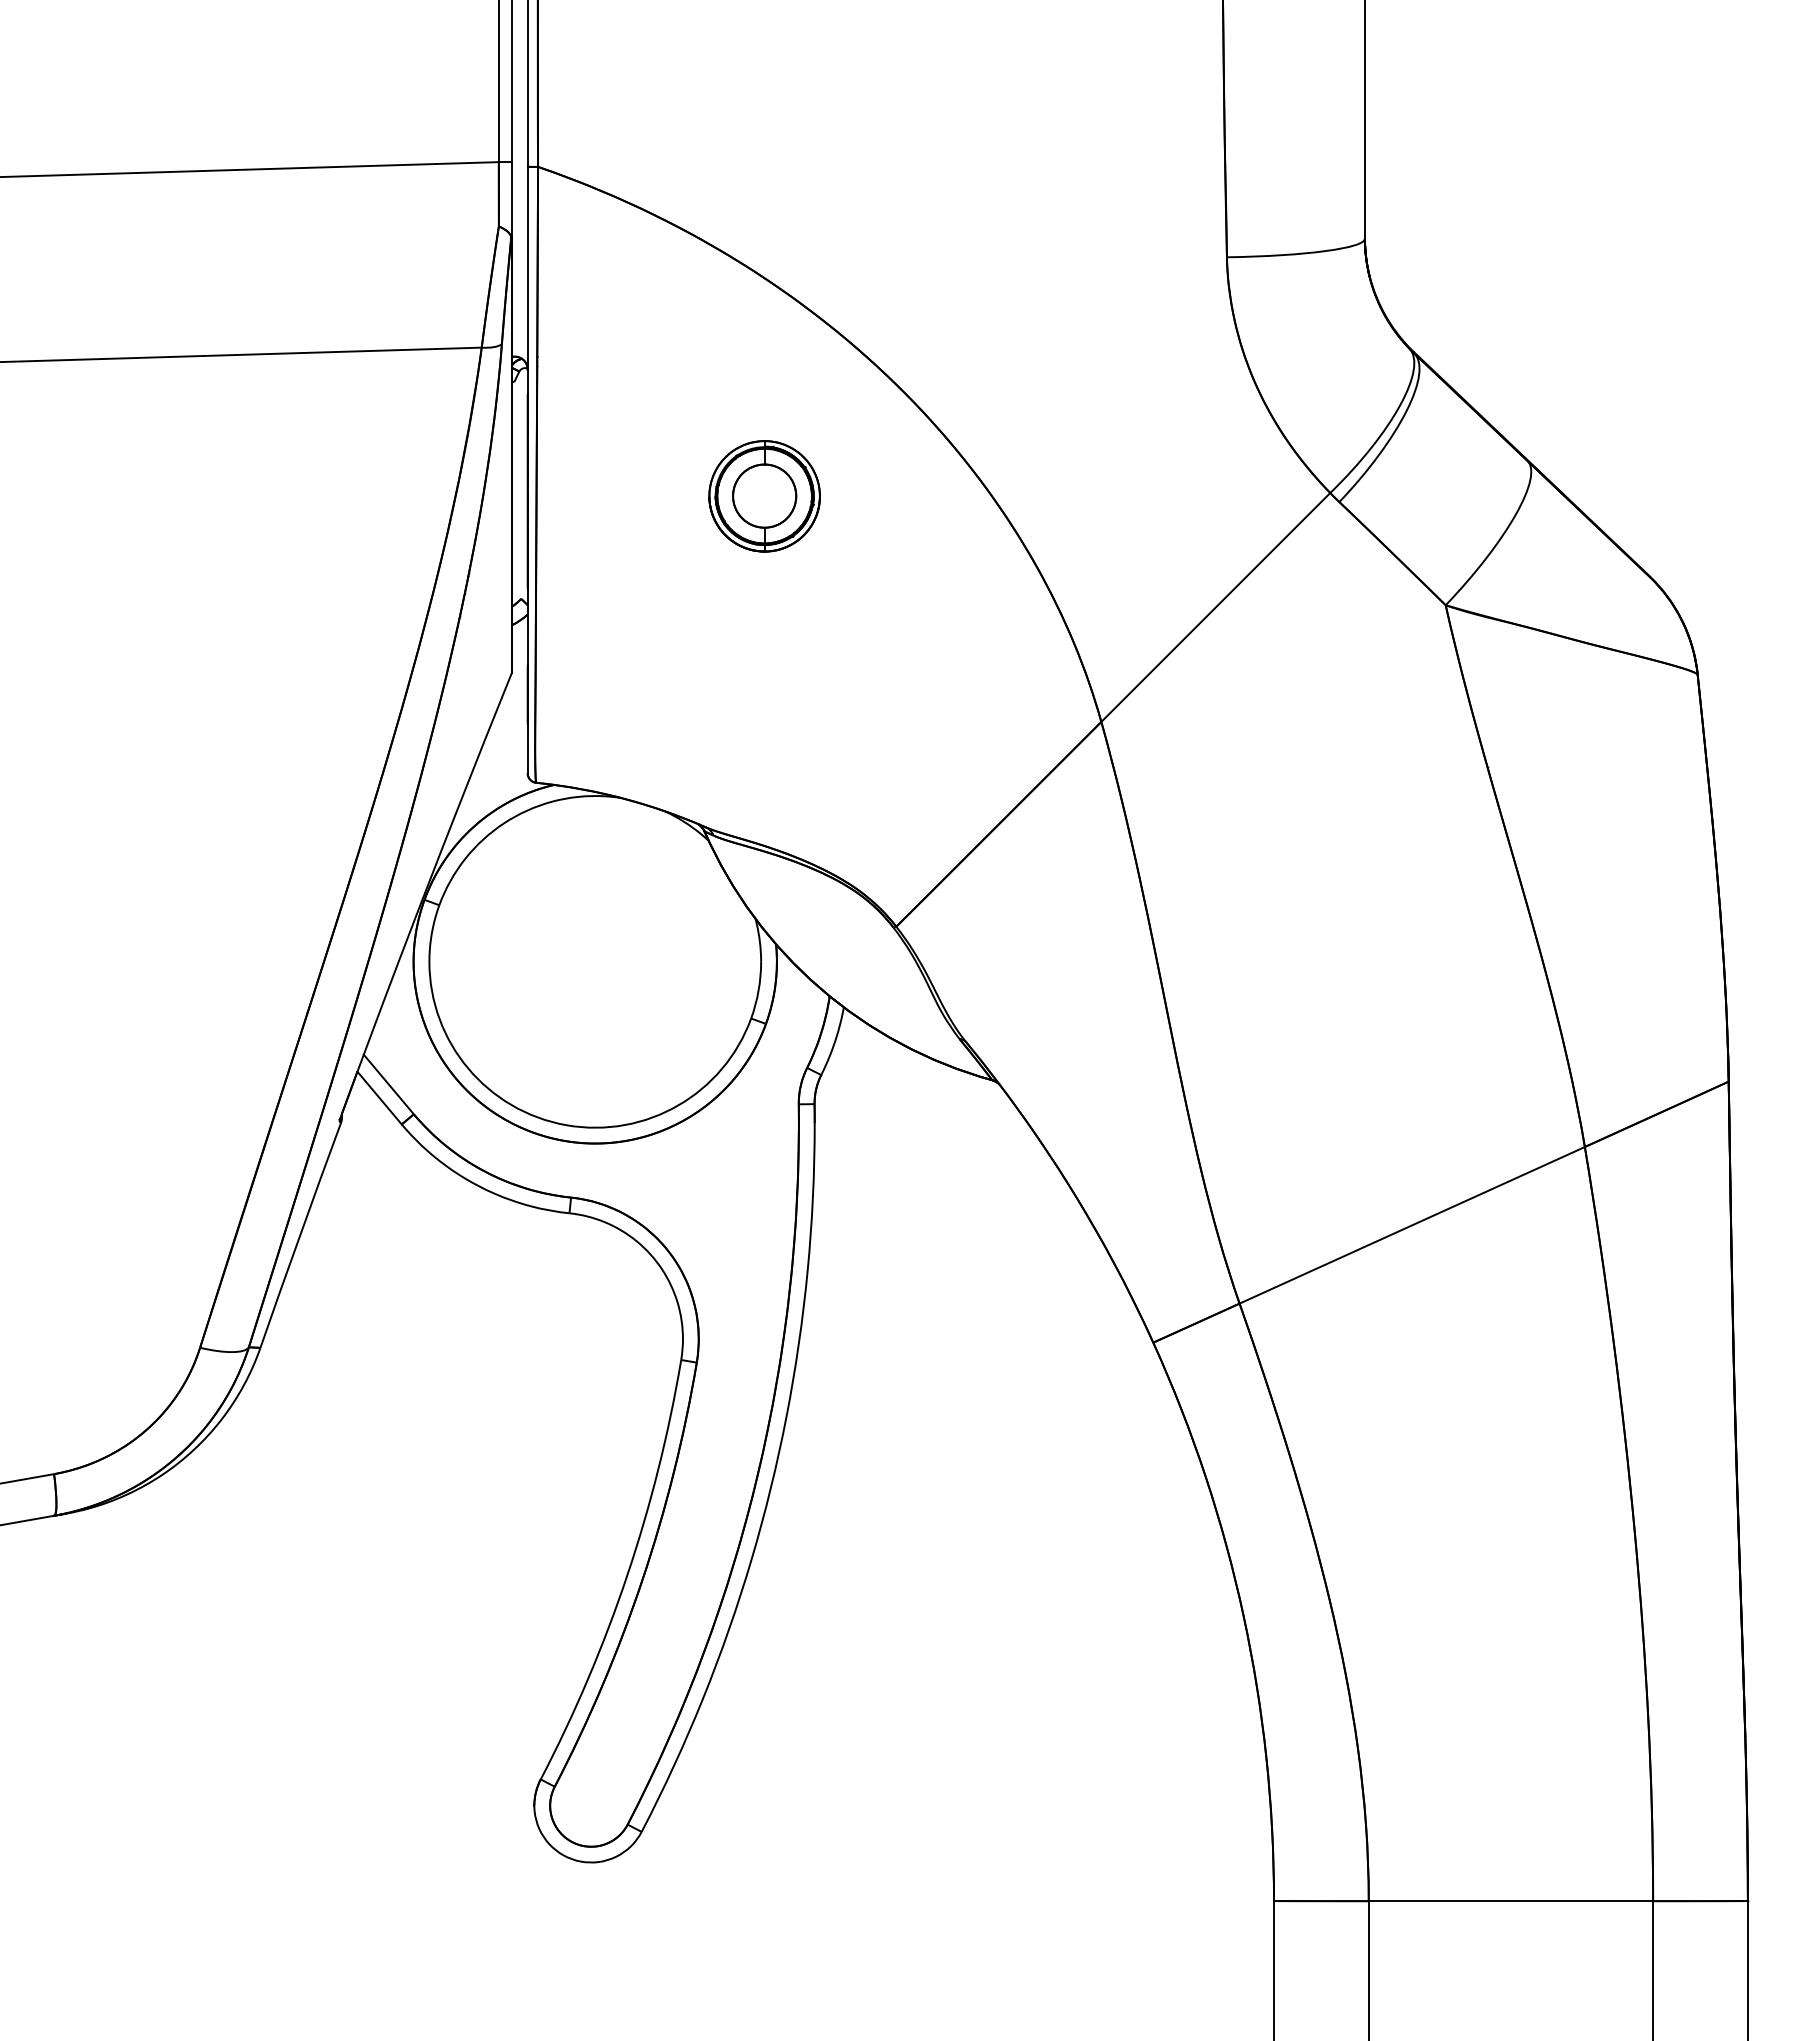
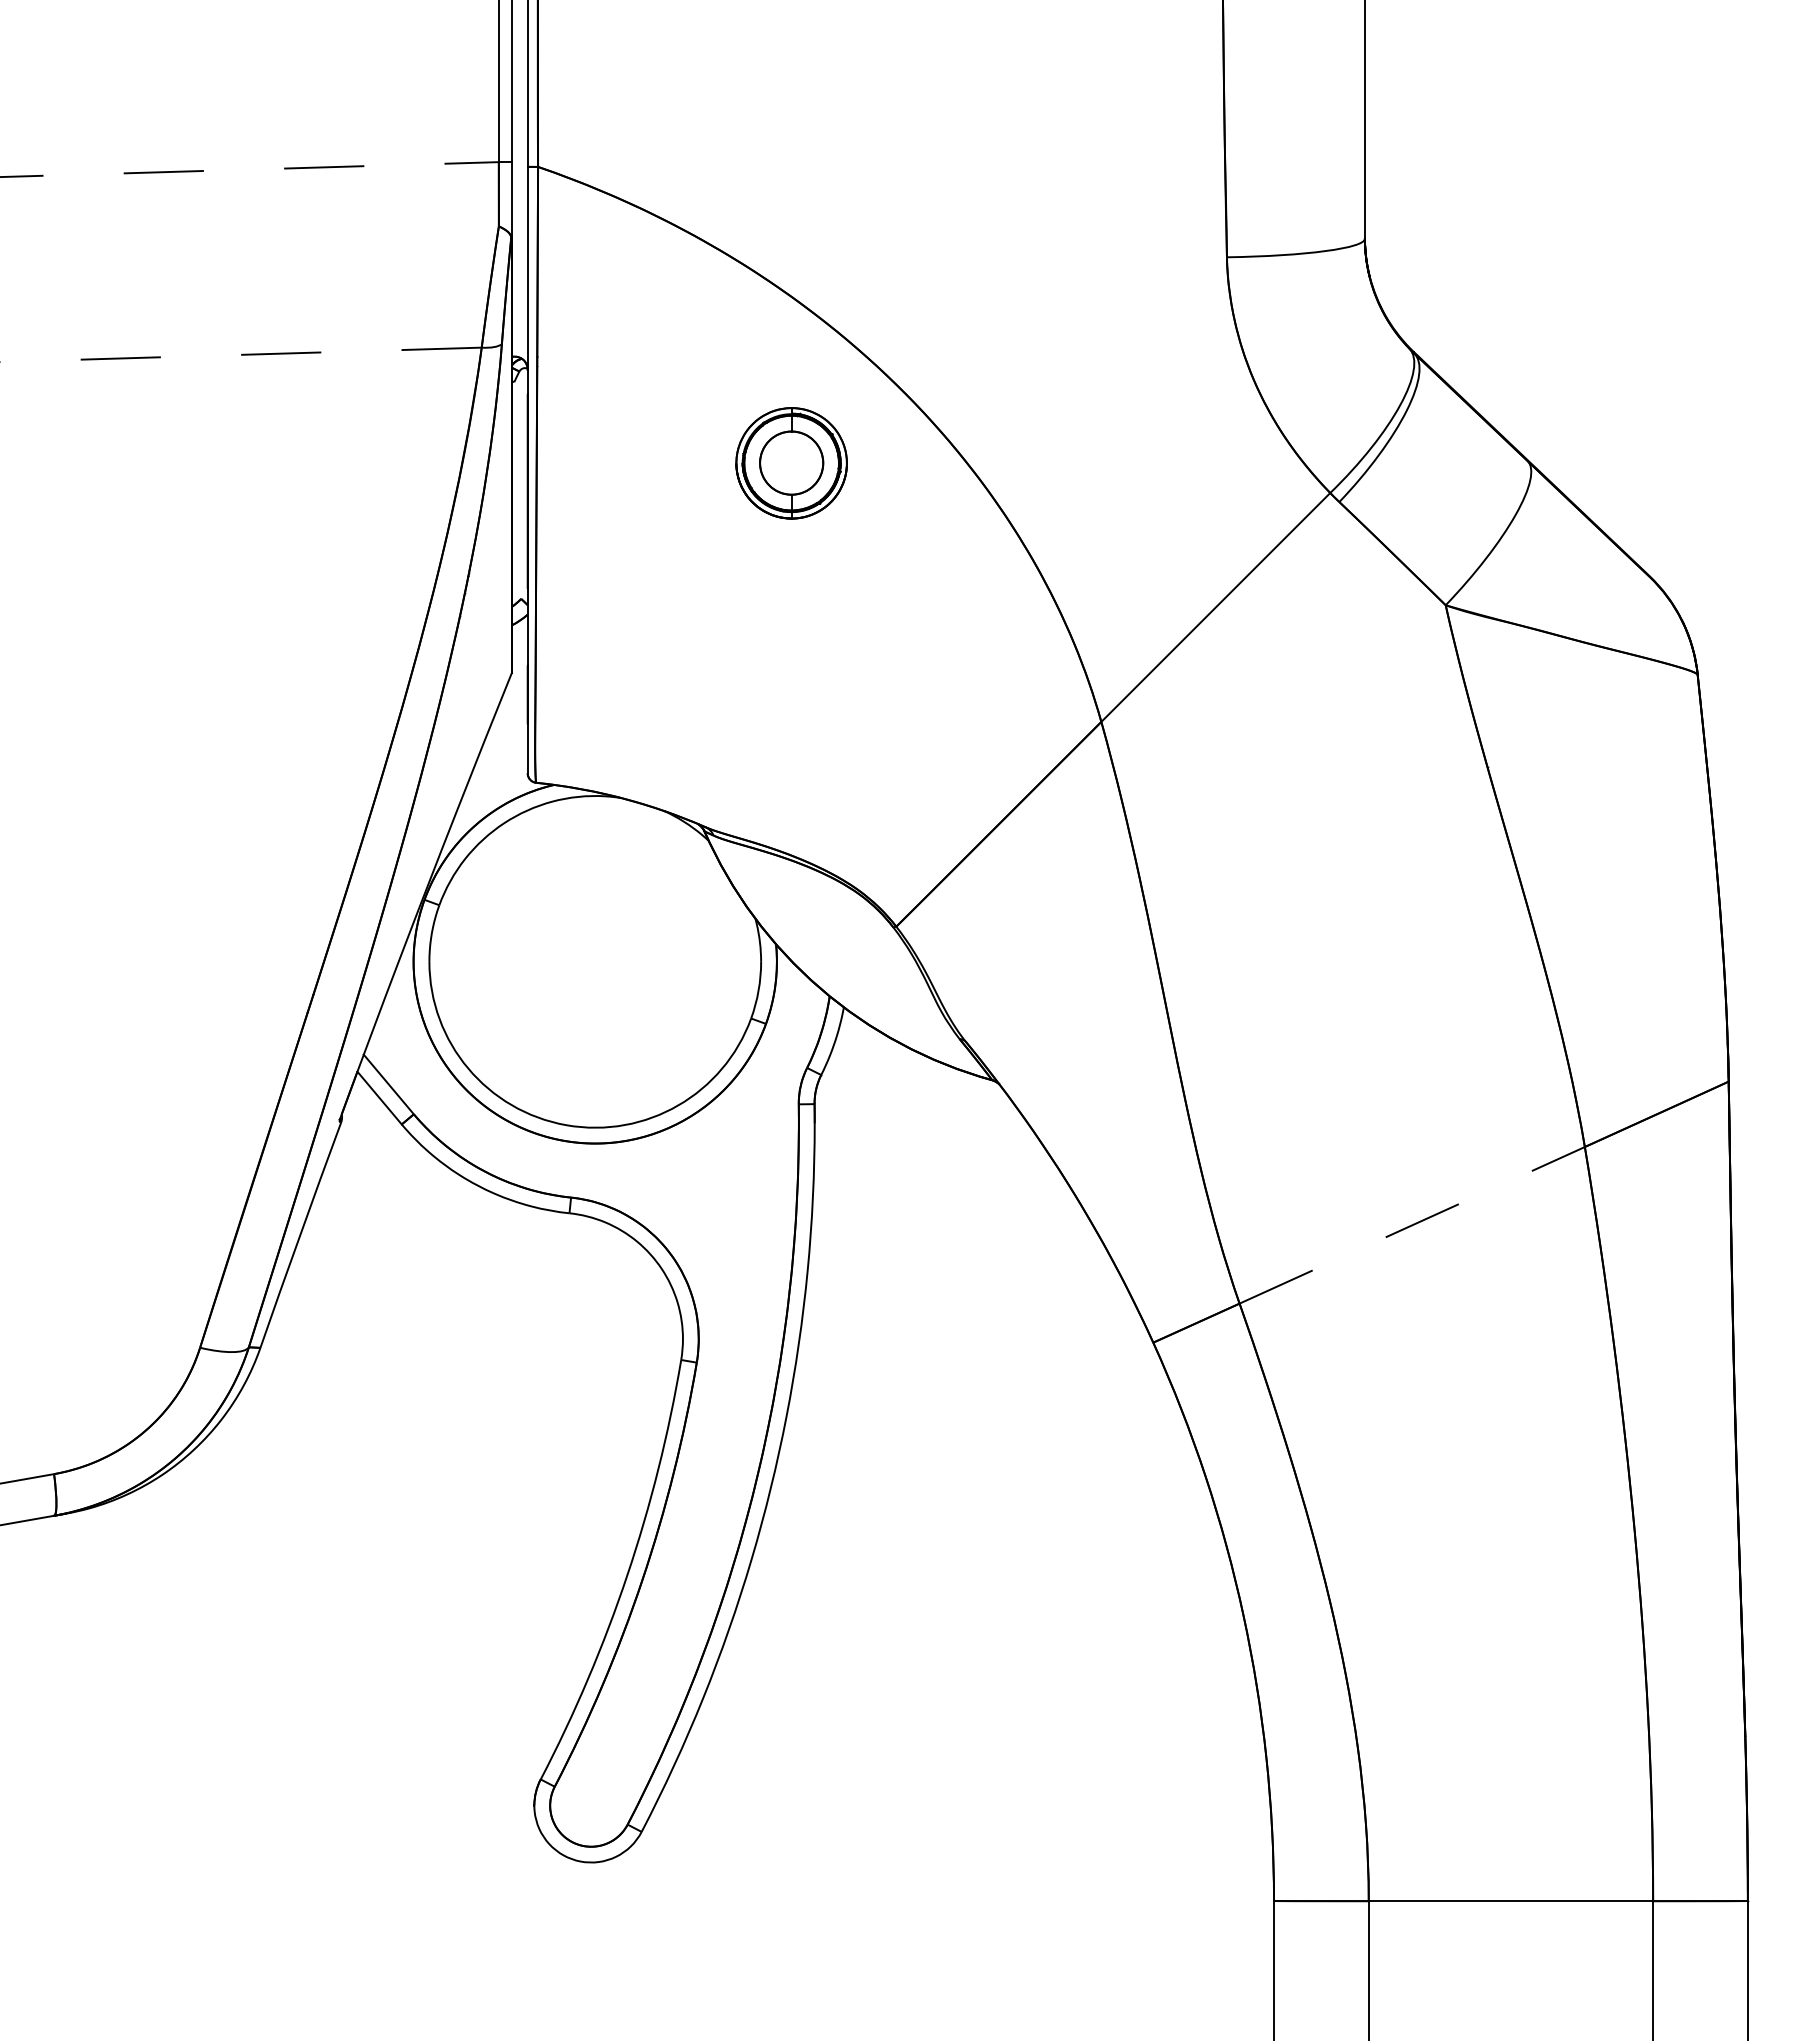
line: solid -> dashed (250, 169)
line: solid -> dashed (240, 354)
part position: (764, 496) -> (791, 463) (791, 463)
line: solid -> dashed (1412, 1225)
